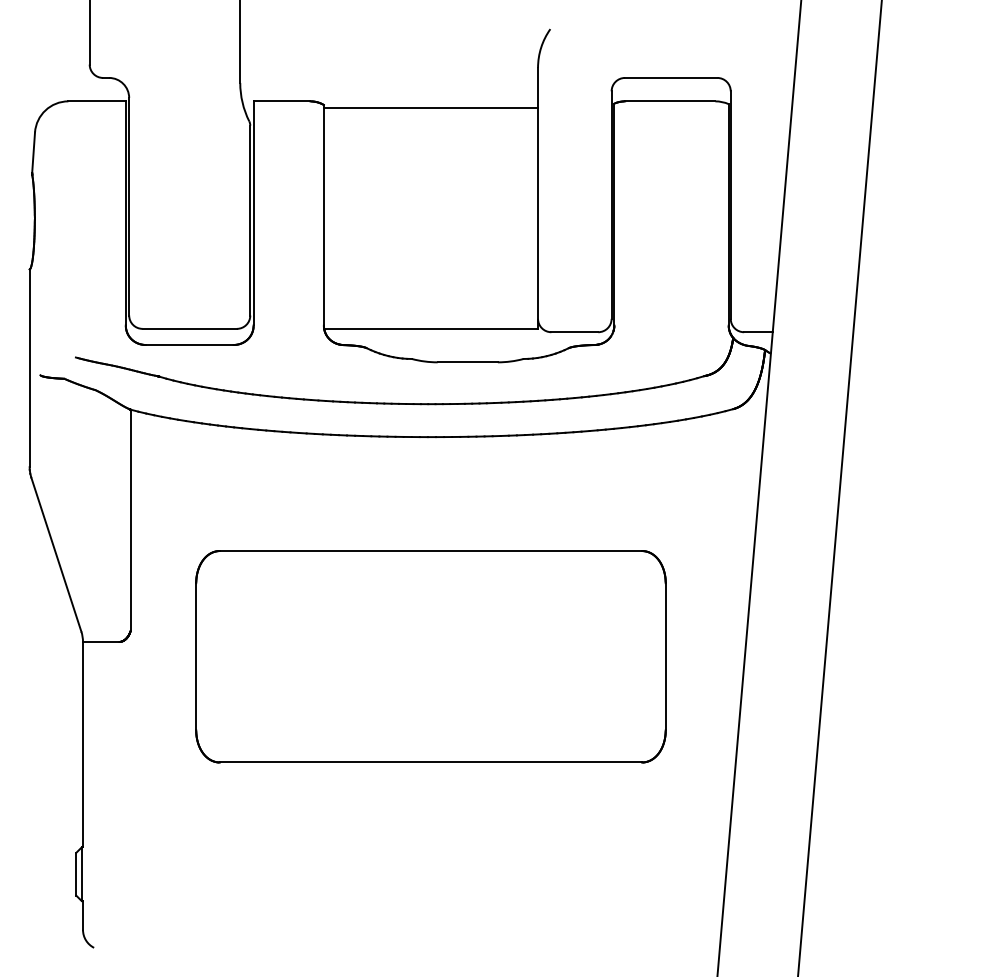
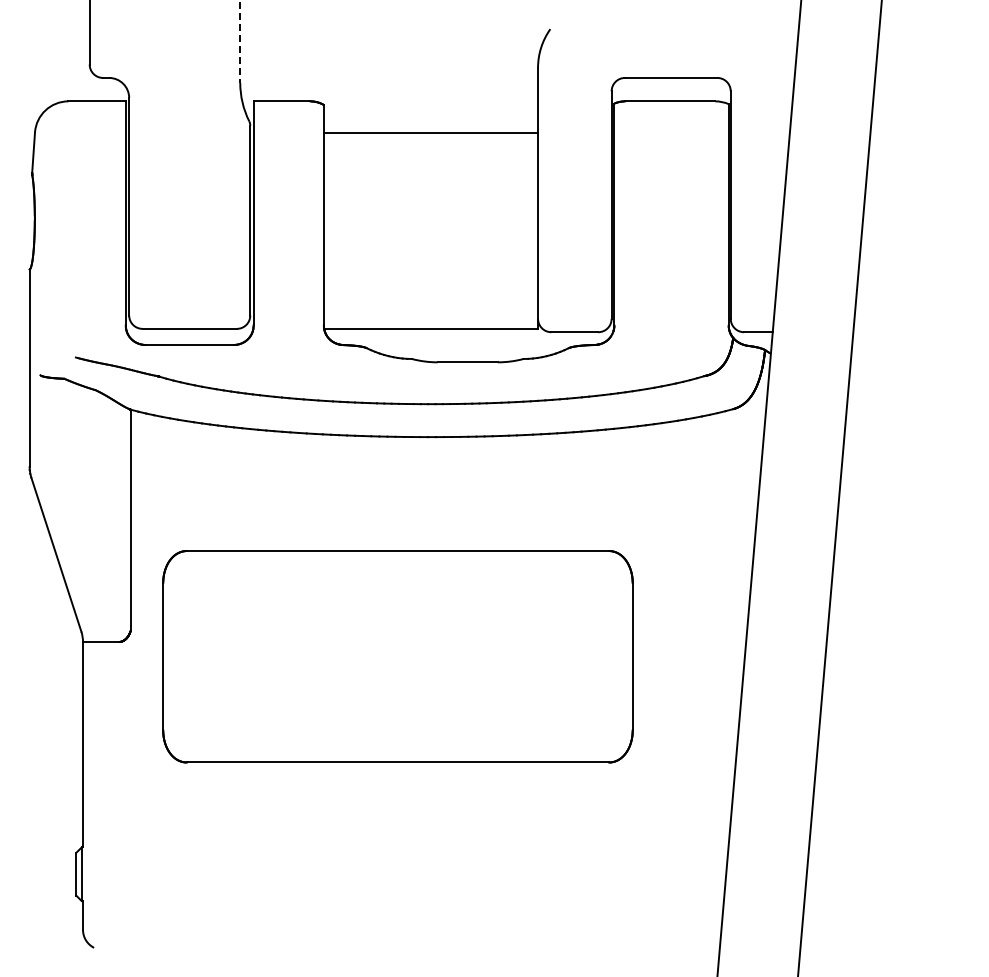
line: solid -> dashed (240, 42)
line position: (430, 108) -> (430, 133) (430, 133)
part position: (430, 656) -> (397, 656) (397, 656)
